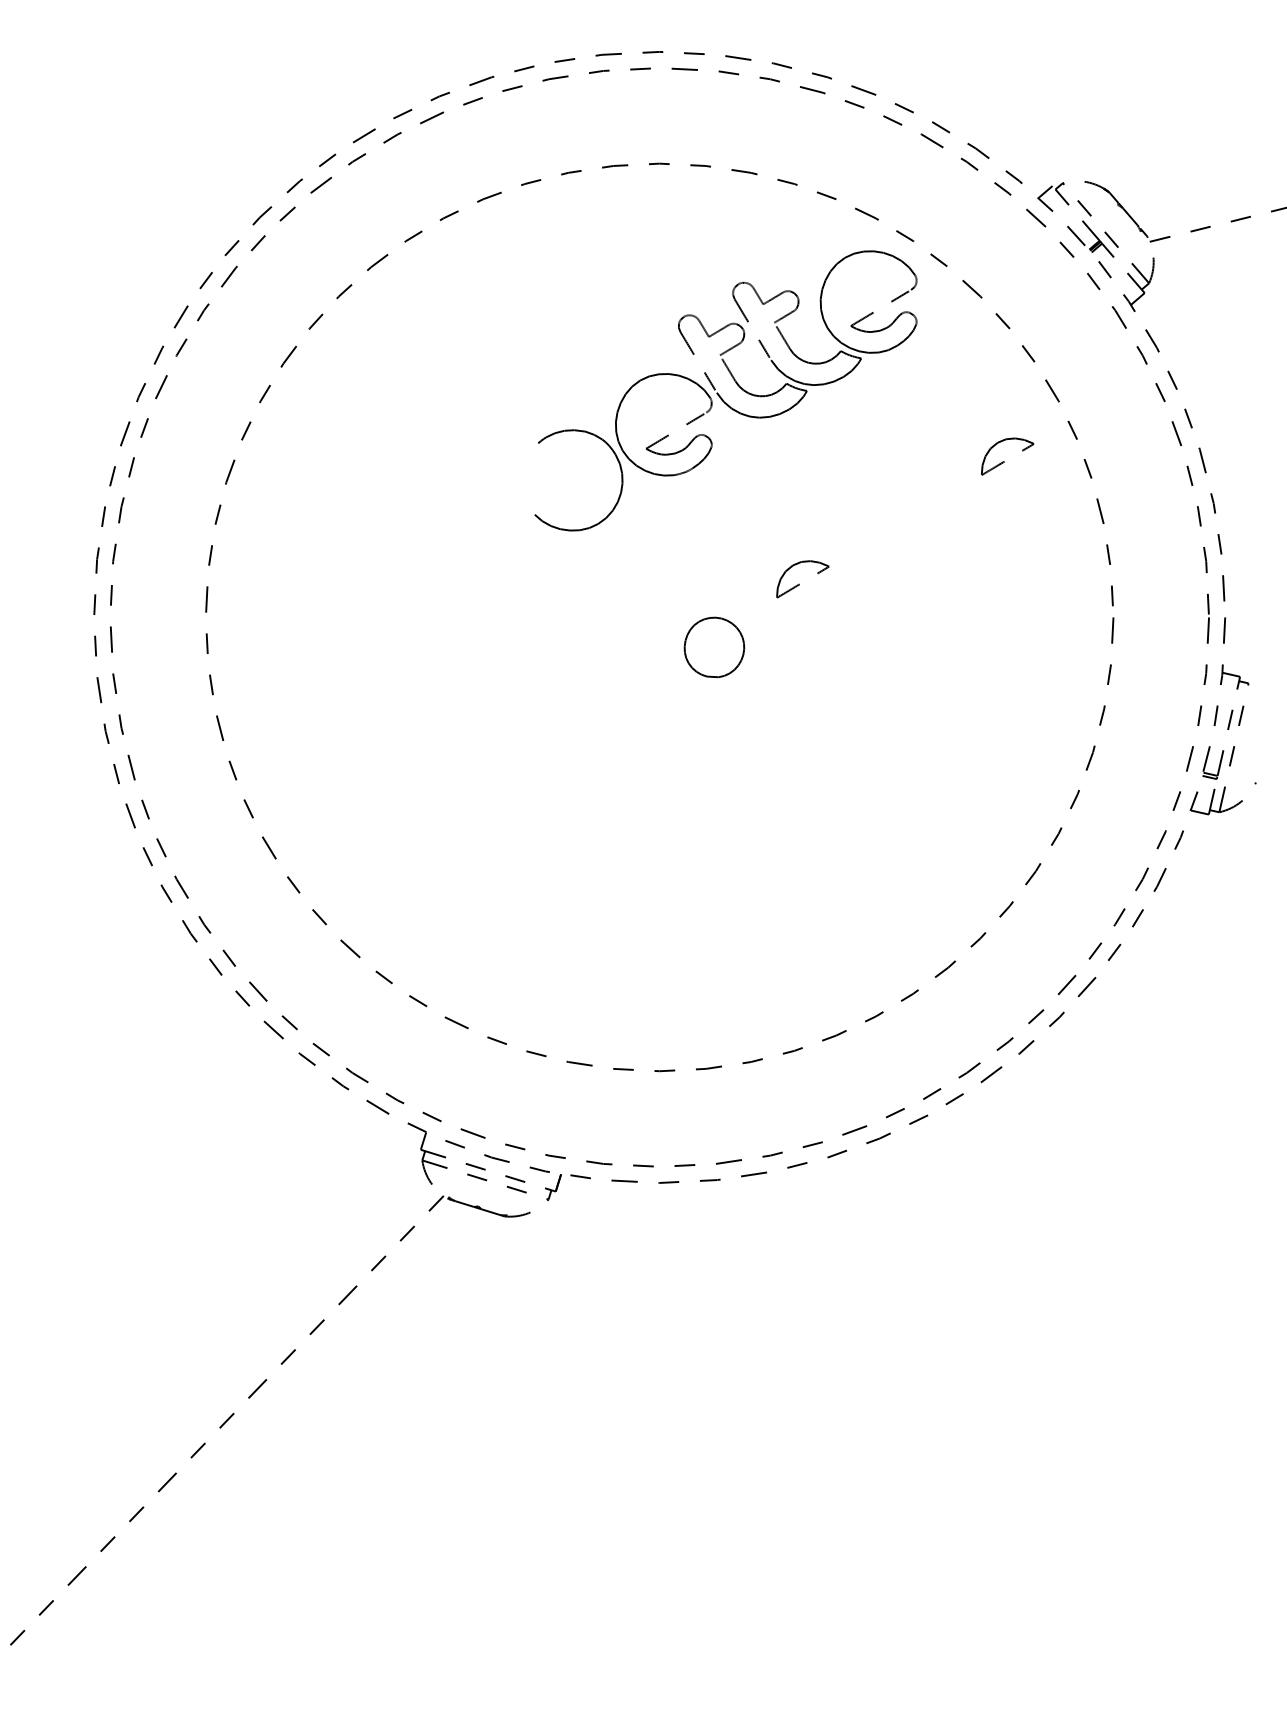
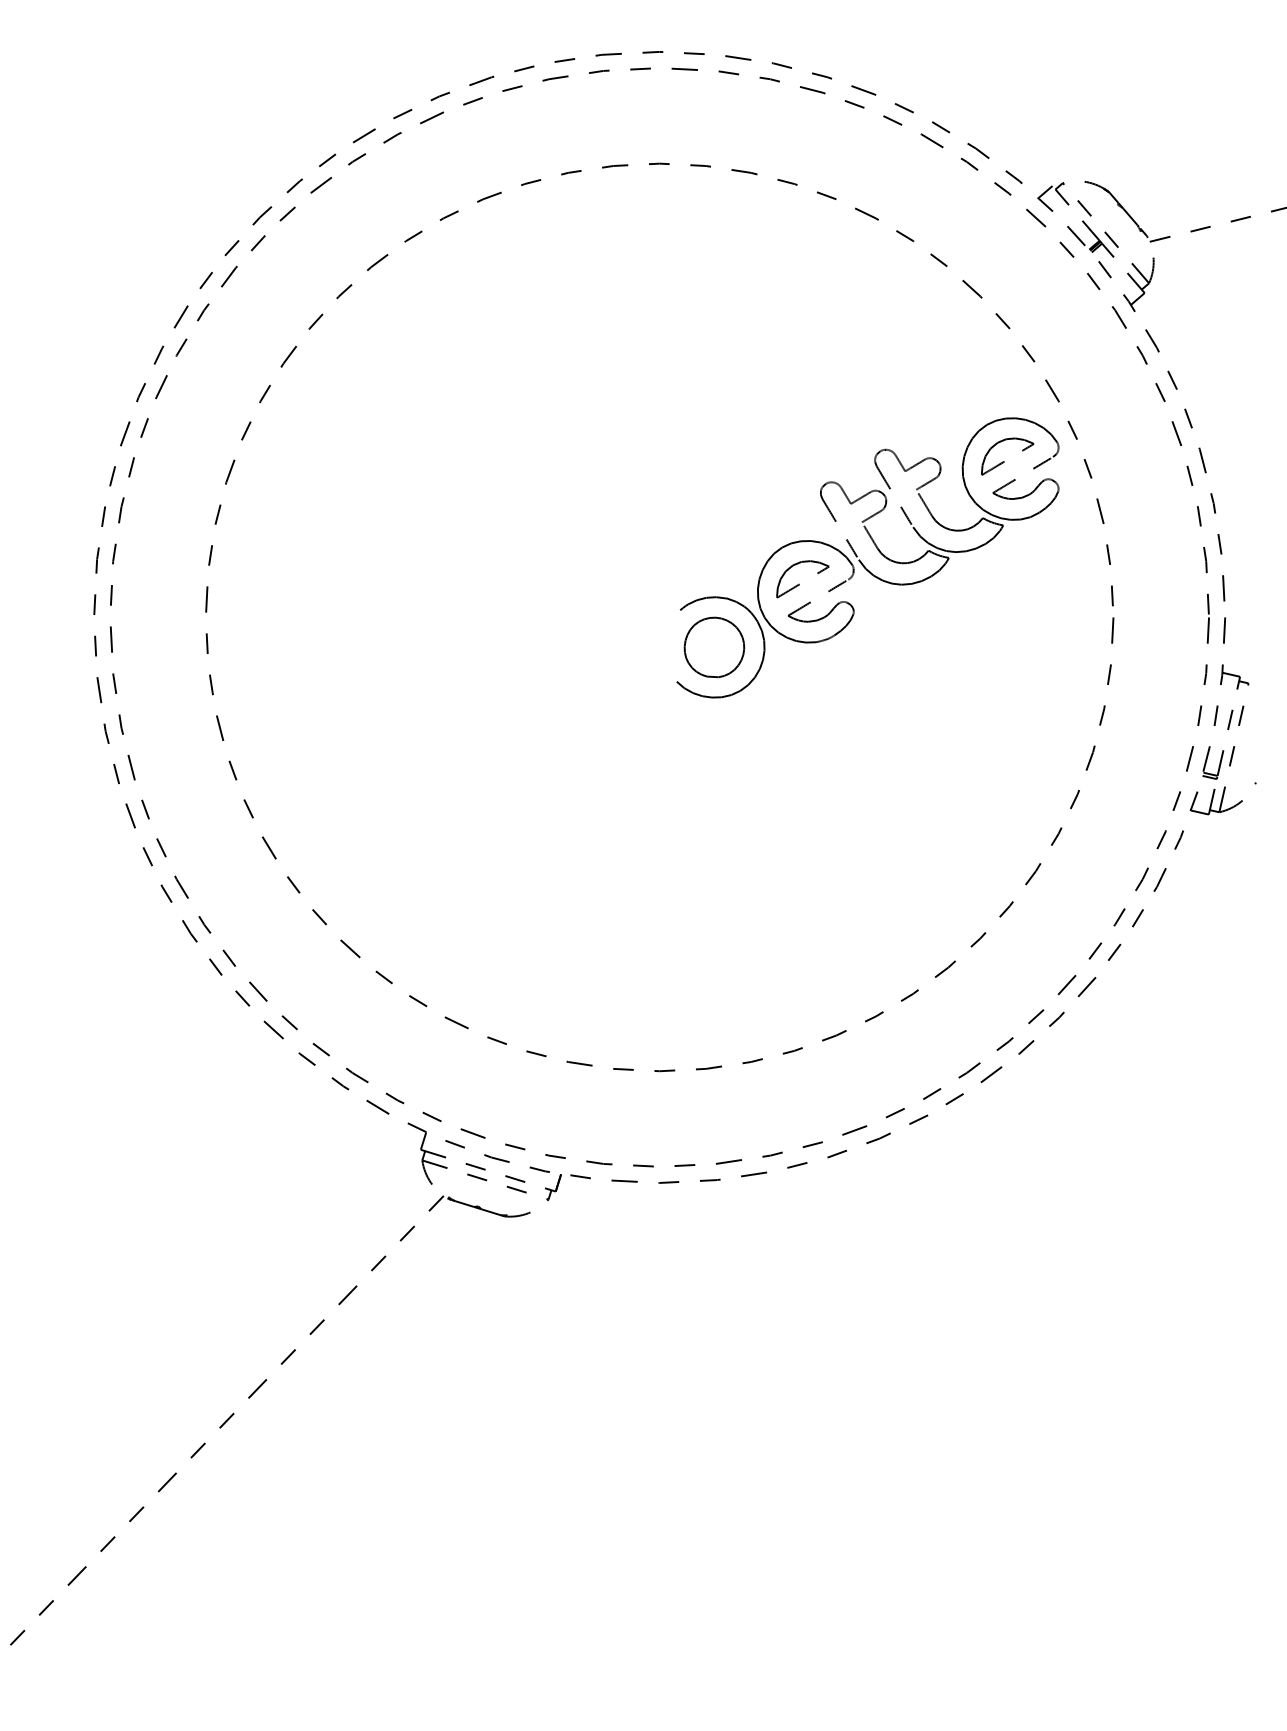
part position: (720, 395) -> (862, 562) (862, 562)
